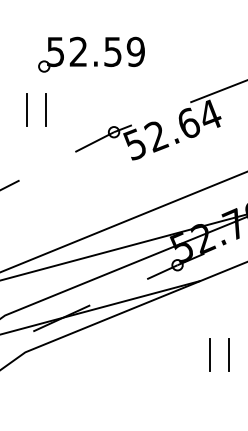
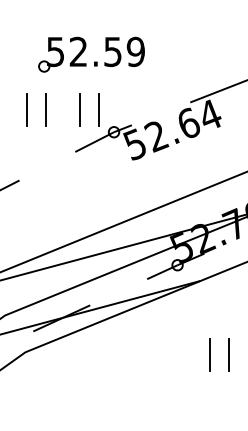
part: none -> present (80, 109)
